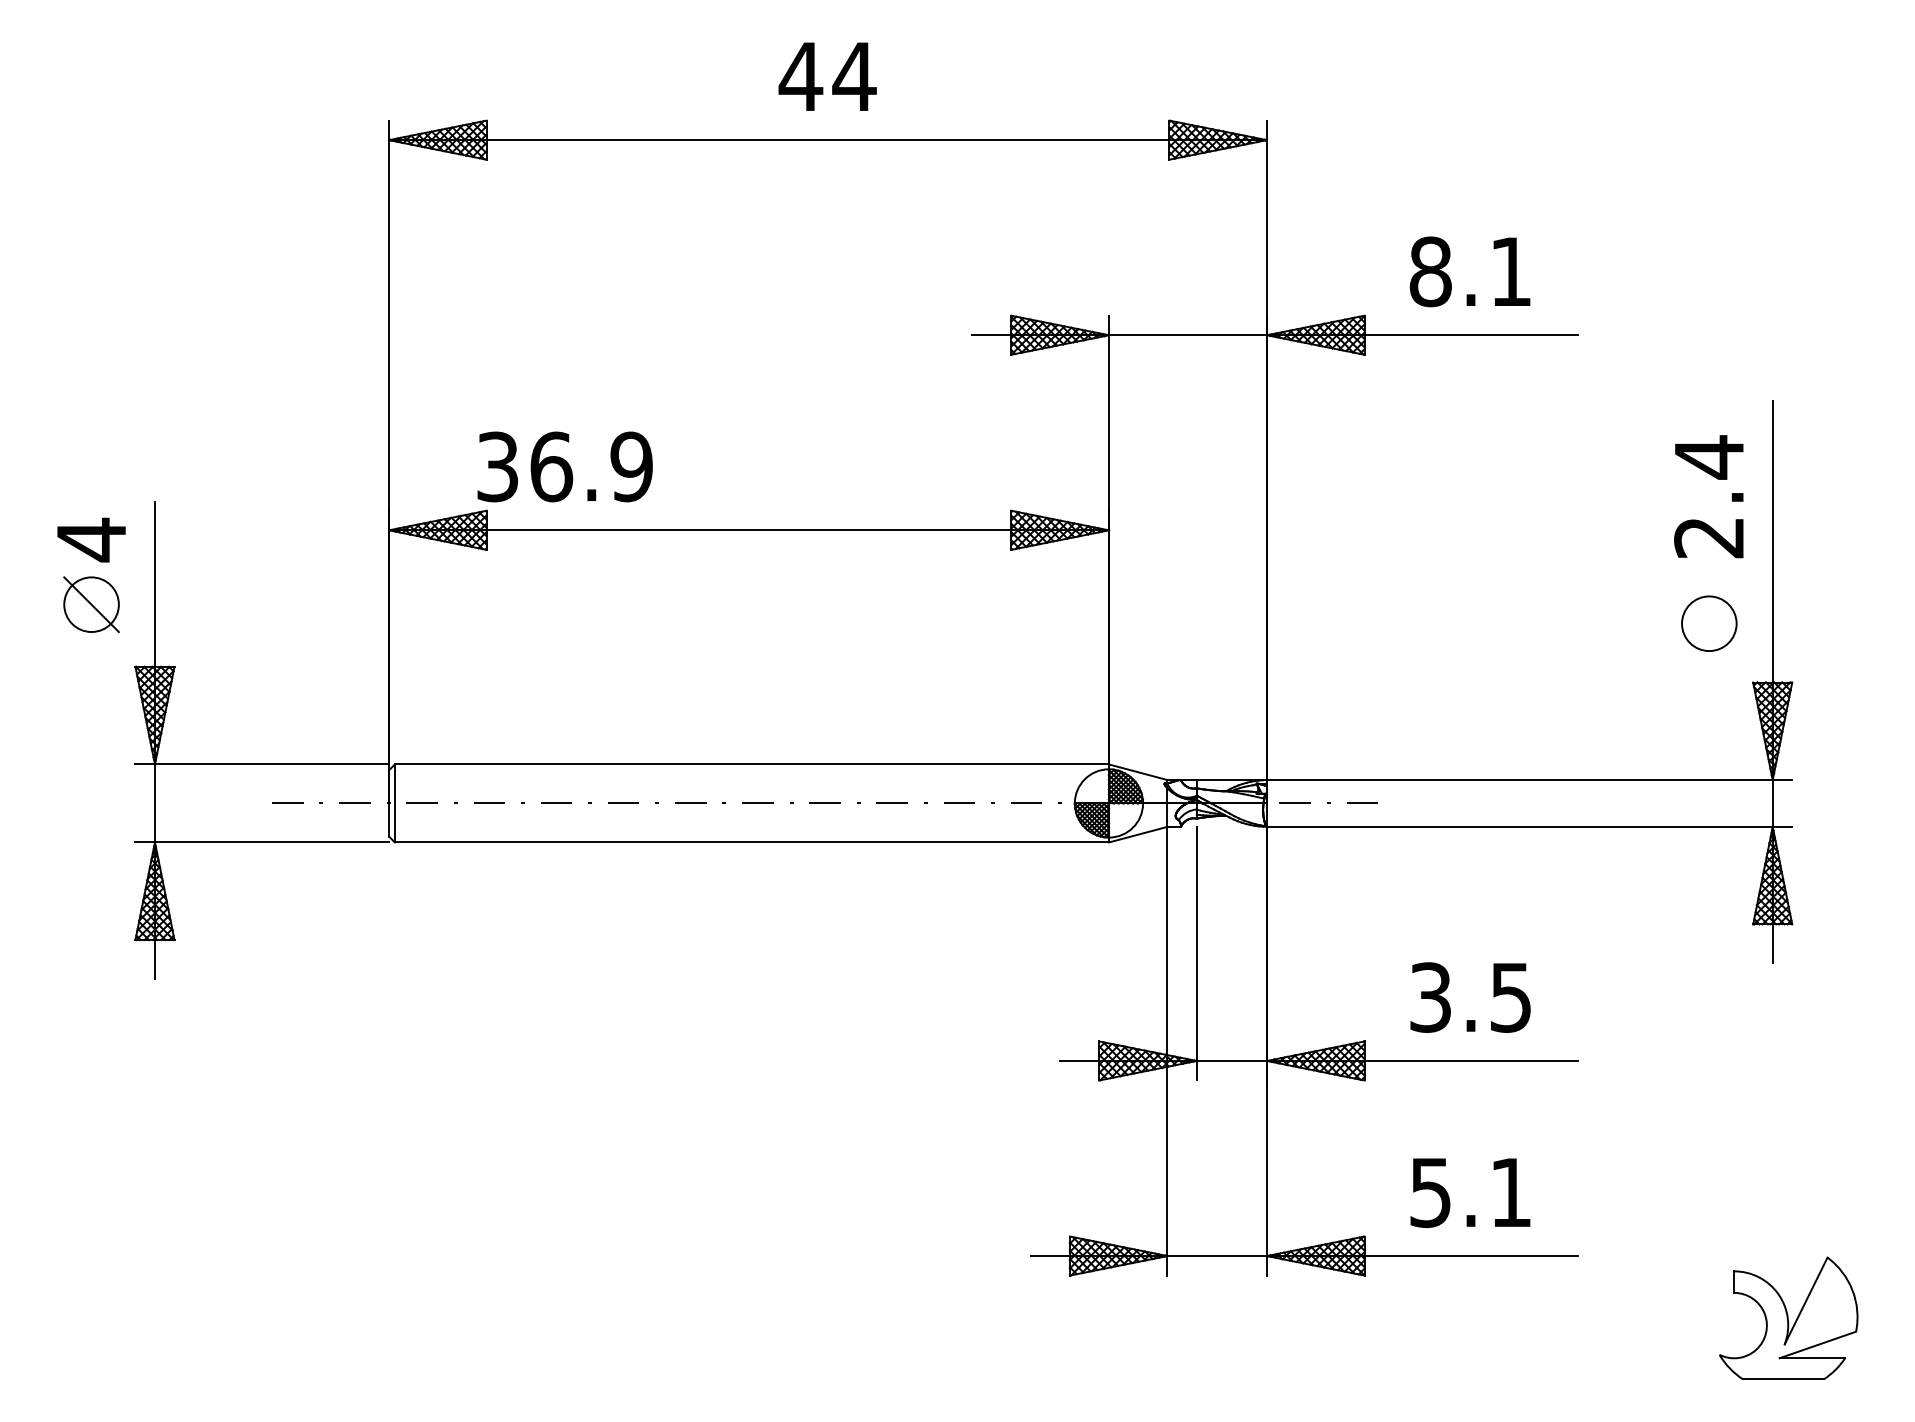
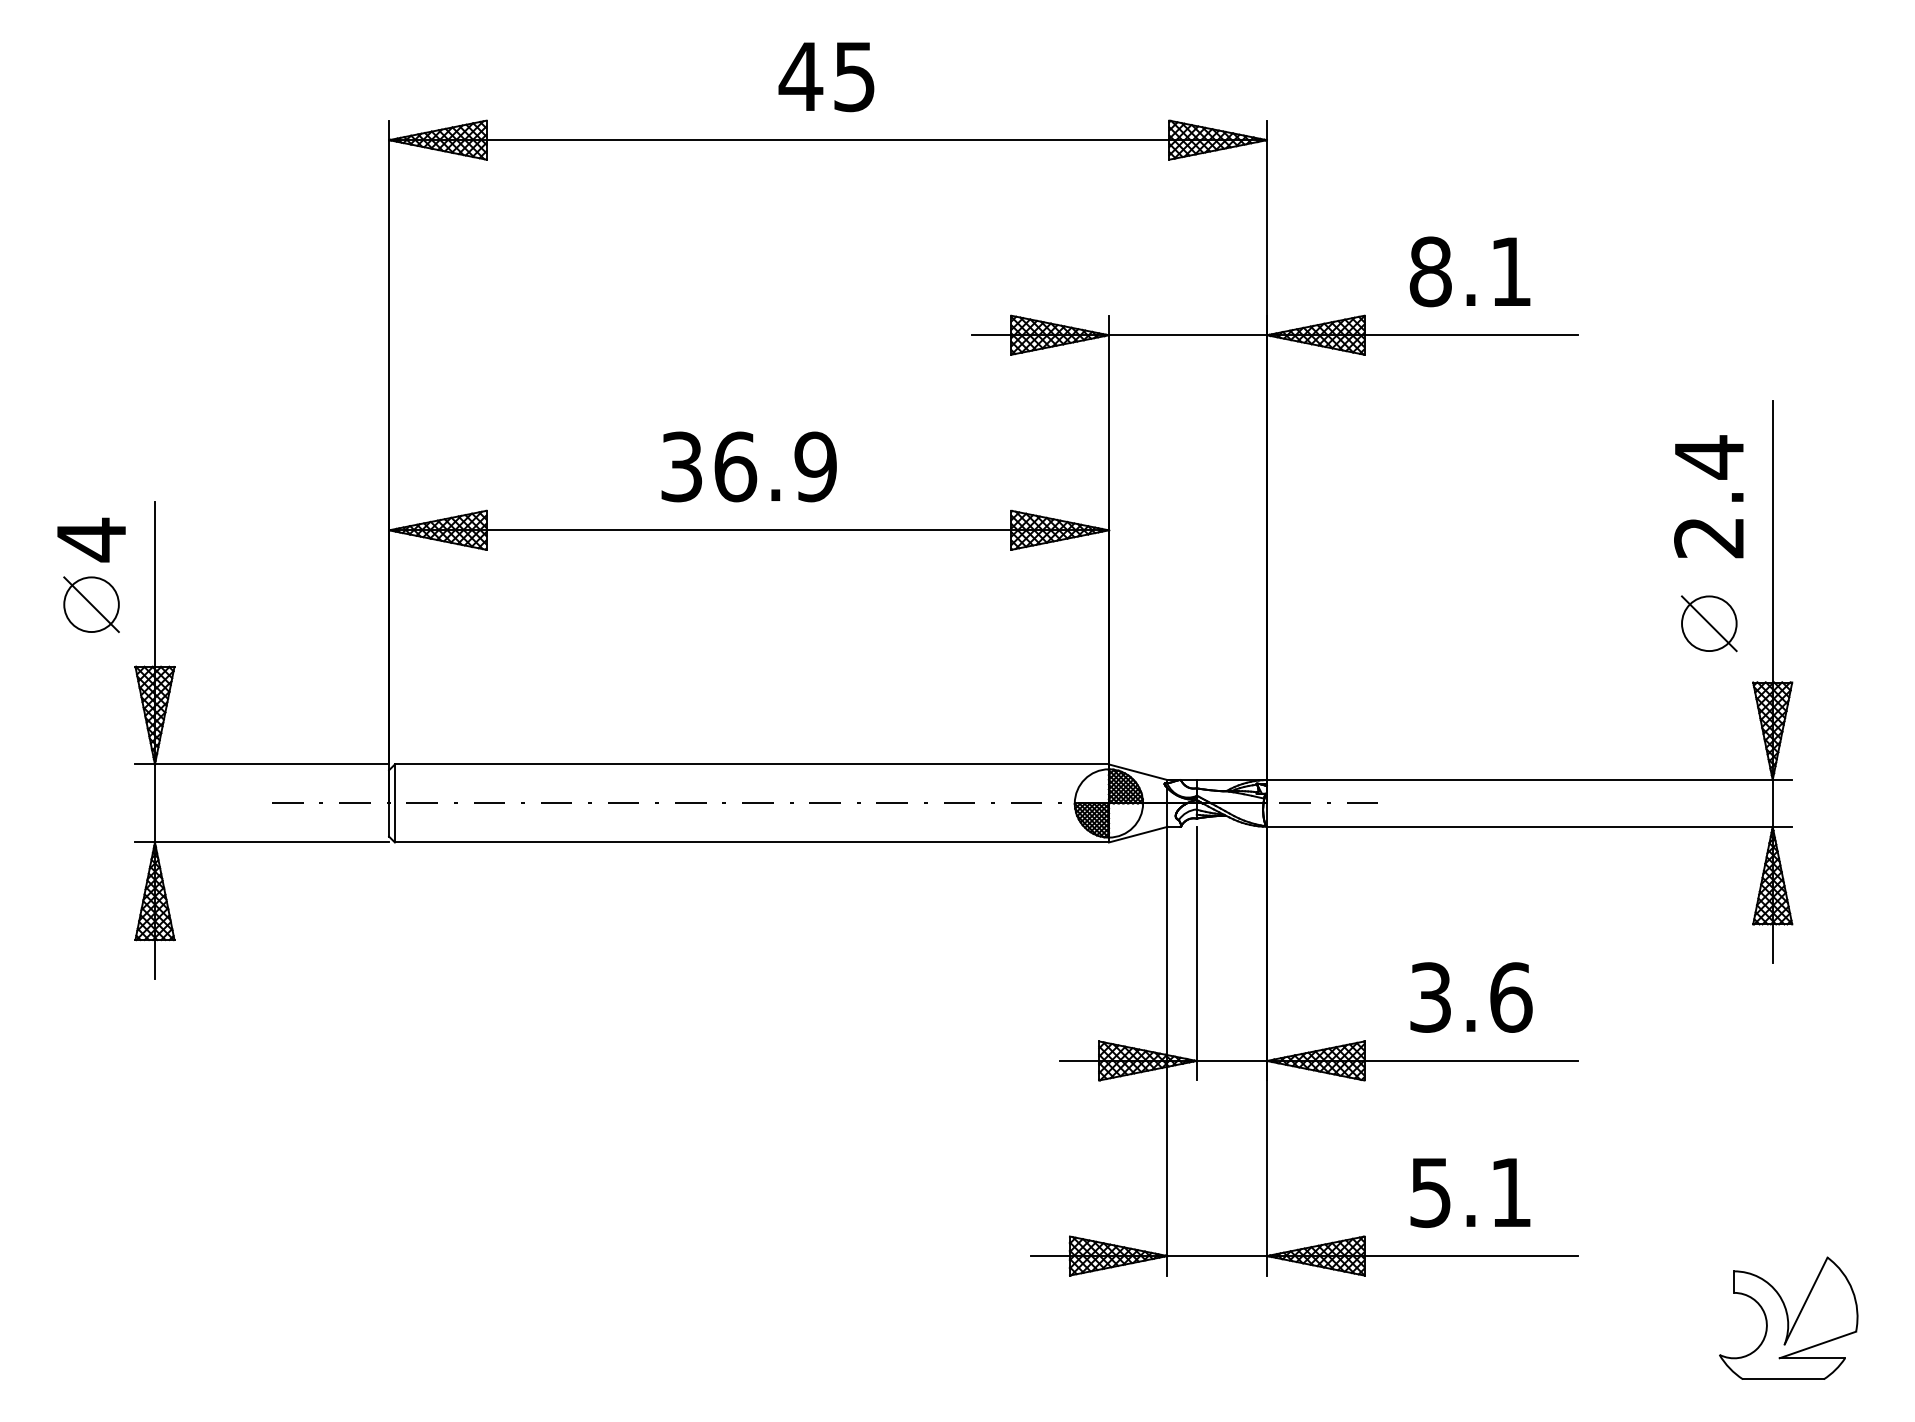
text: 44 -> 45 (854, 77)
text position: (564, 466) -> (748, 466) (748, 466)
line: none -> present (1709, 623)
text: 3.5 -> 3.6 (1511, 997)
